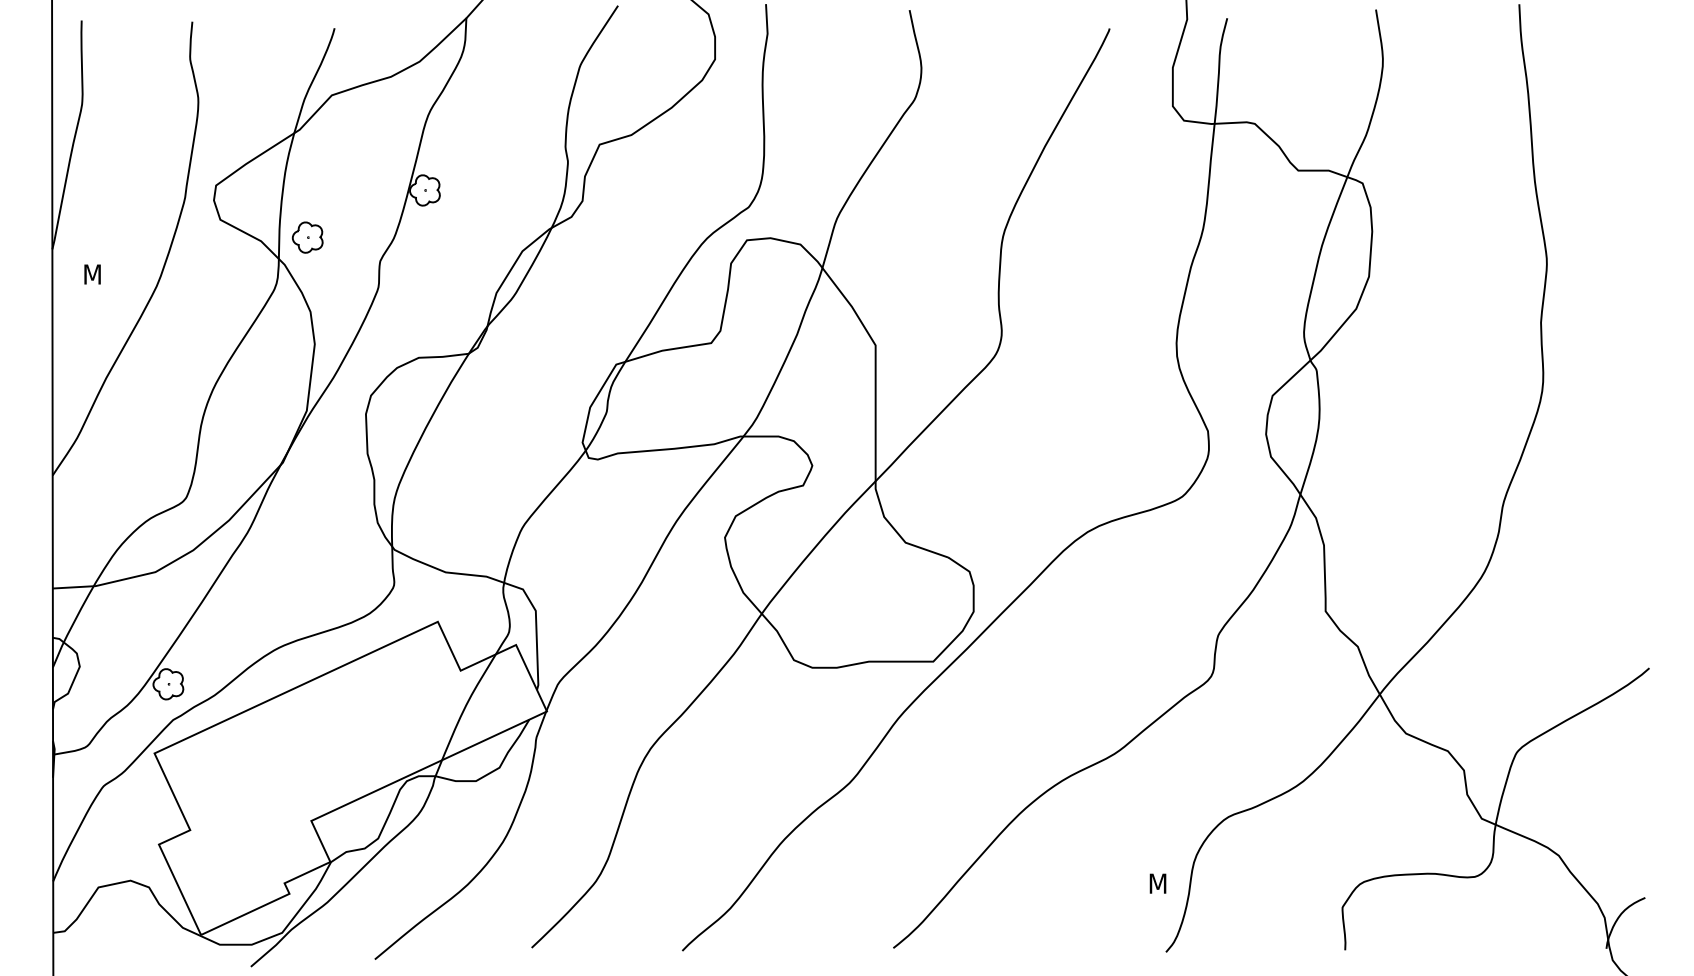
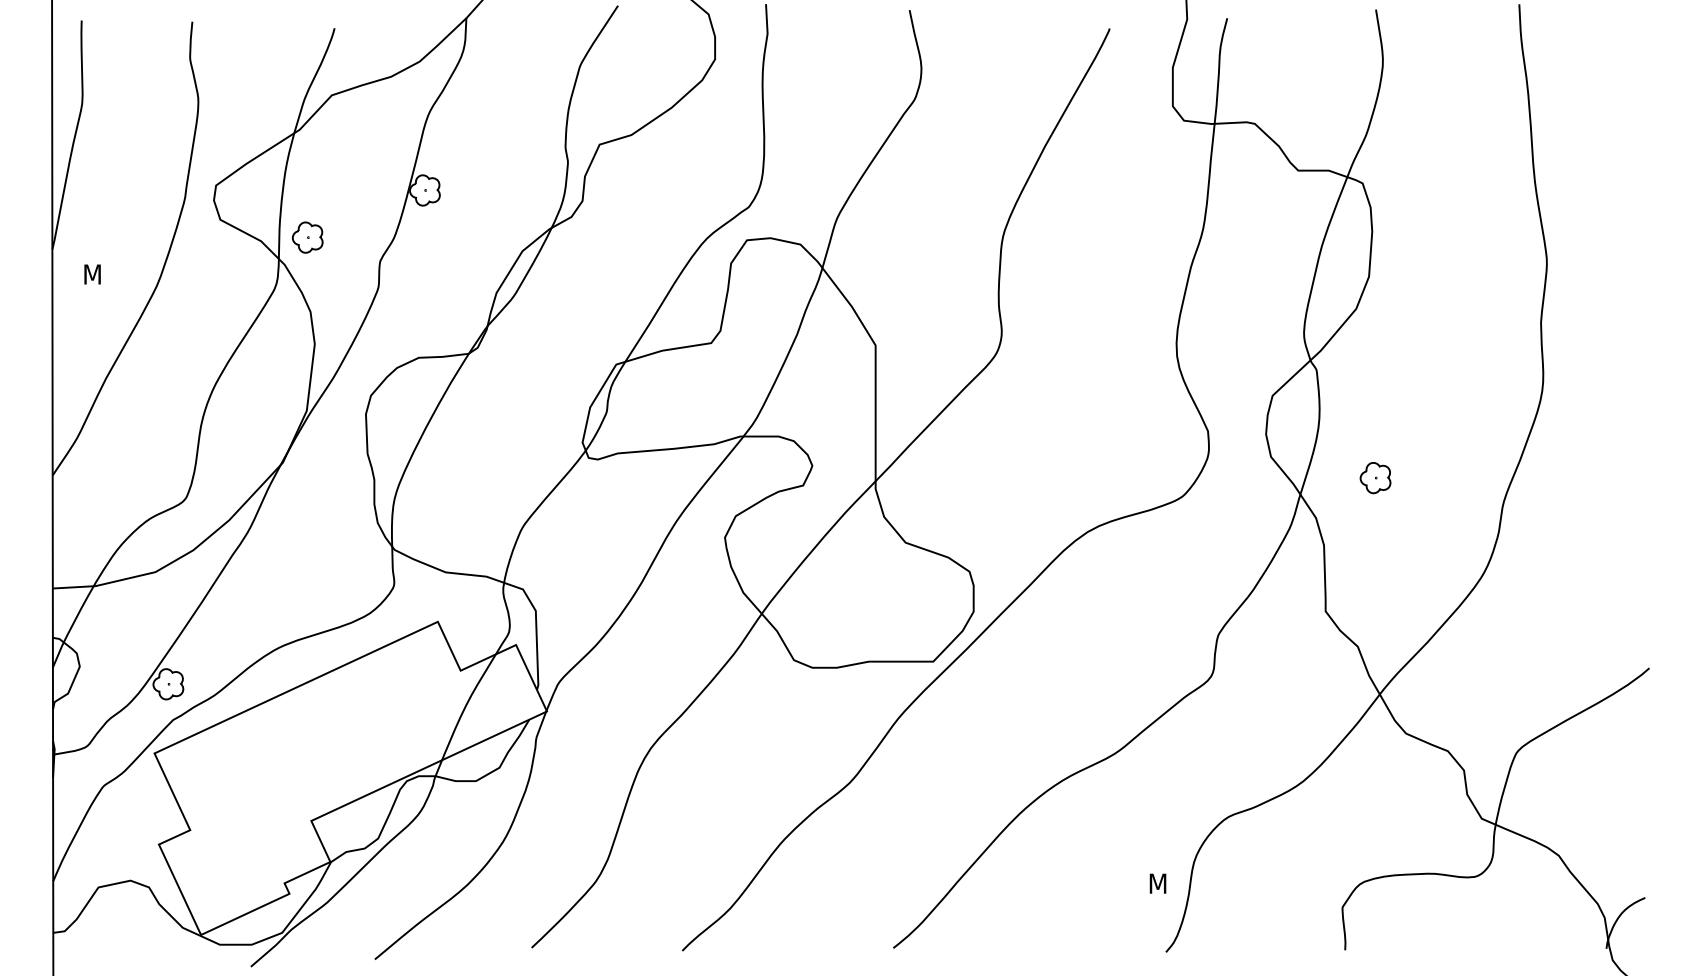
part: none -> present (1375, 478)
